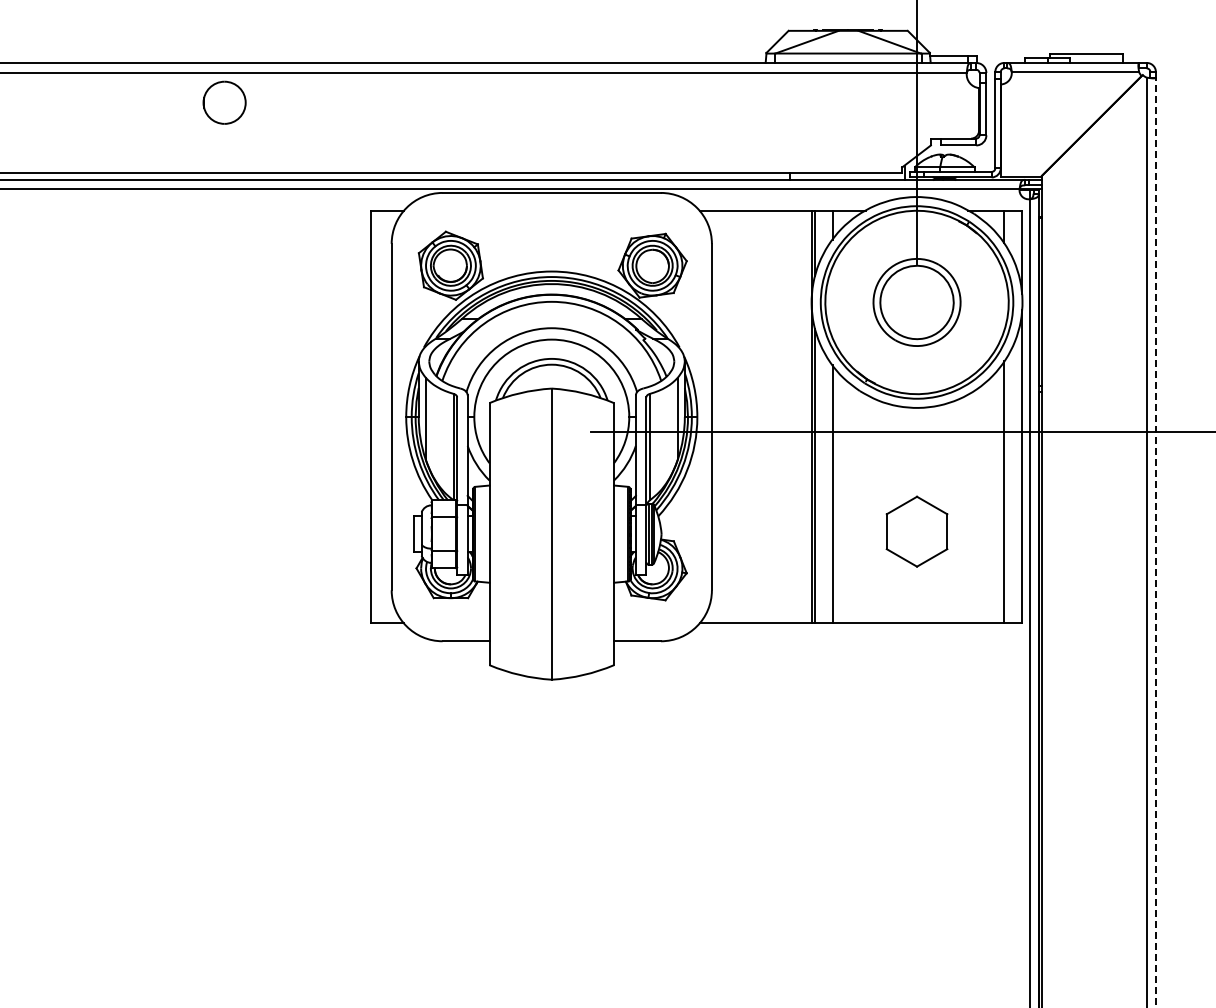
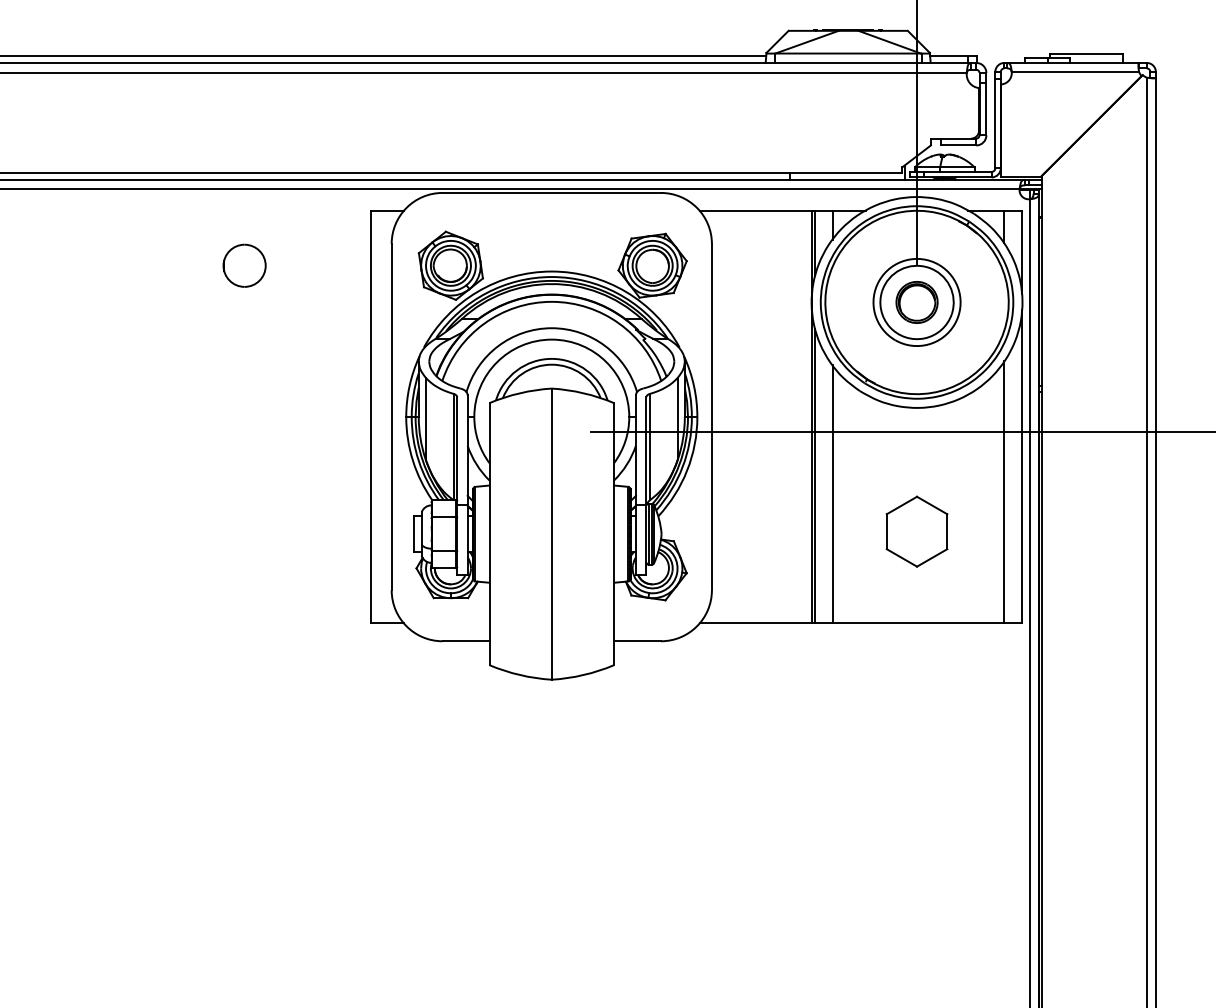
line: none -> present (384, 56)
part position: (224, 102) -> (244, 265) (244, 265)
part: none -> present (916, 302)
line: dashed -> solid (1155, 542)
